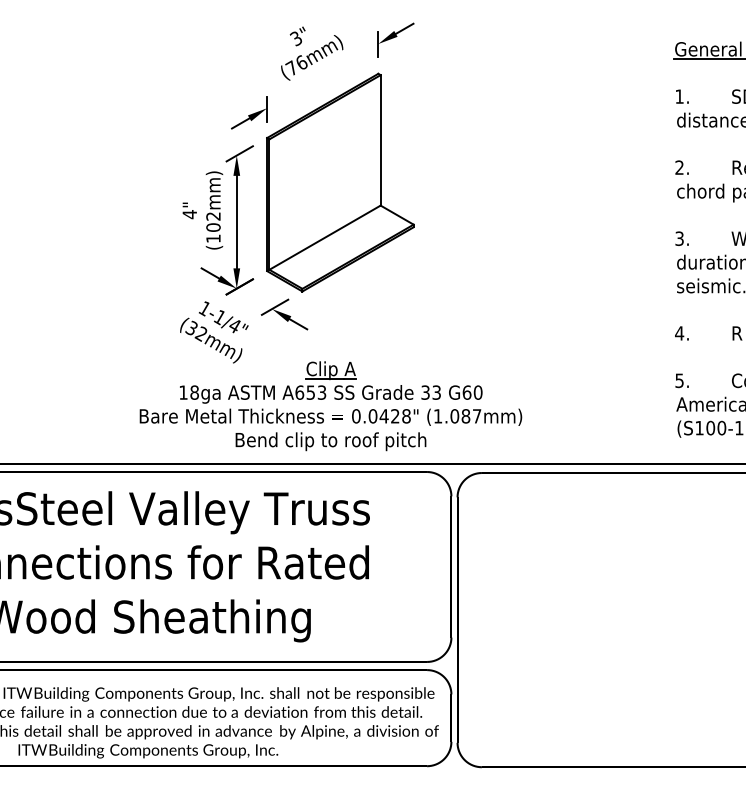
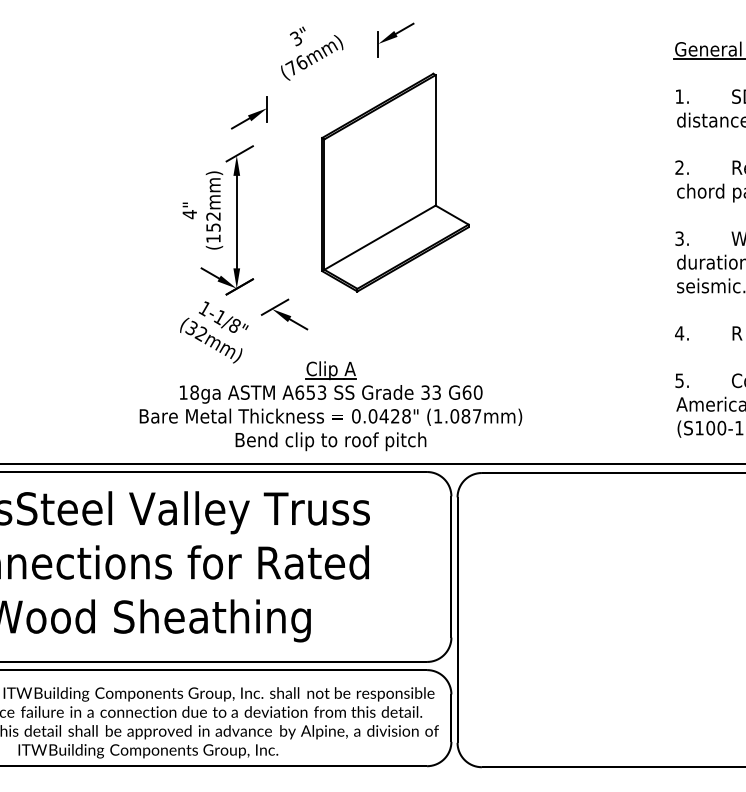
part position: (340, 182) -> (395, 182) (395, 182)
text: (102mm) -> (152mm) (213, 227)
text: 1-1/4" -> 1-1/8" (234, 325)
